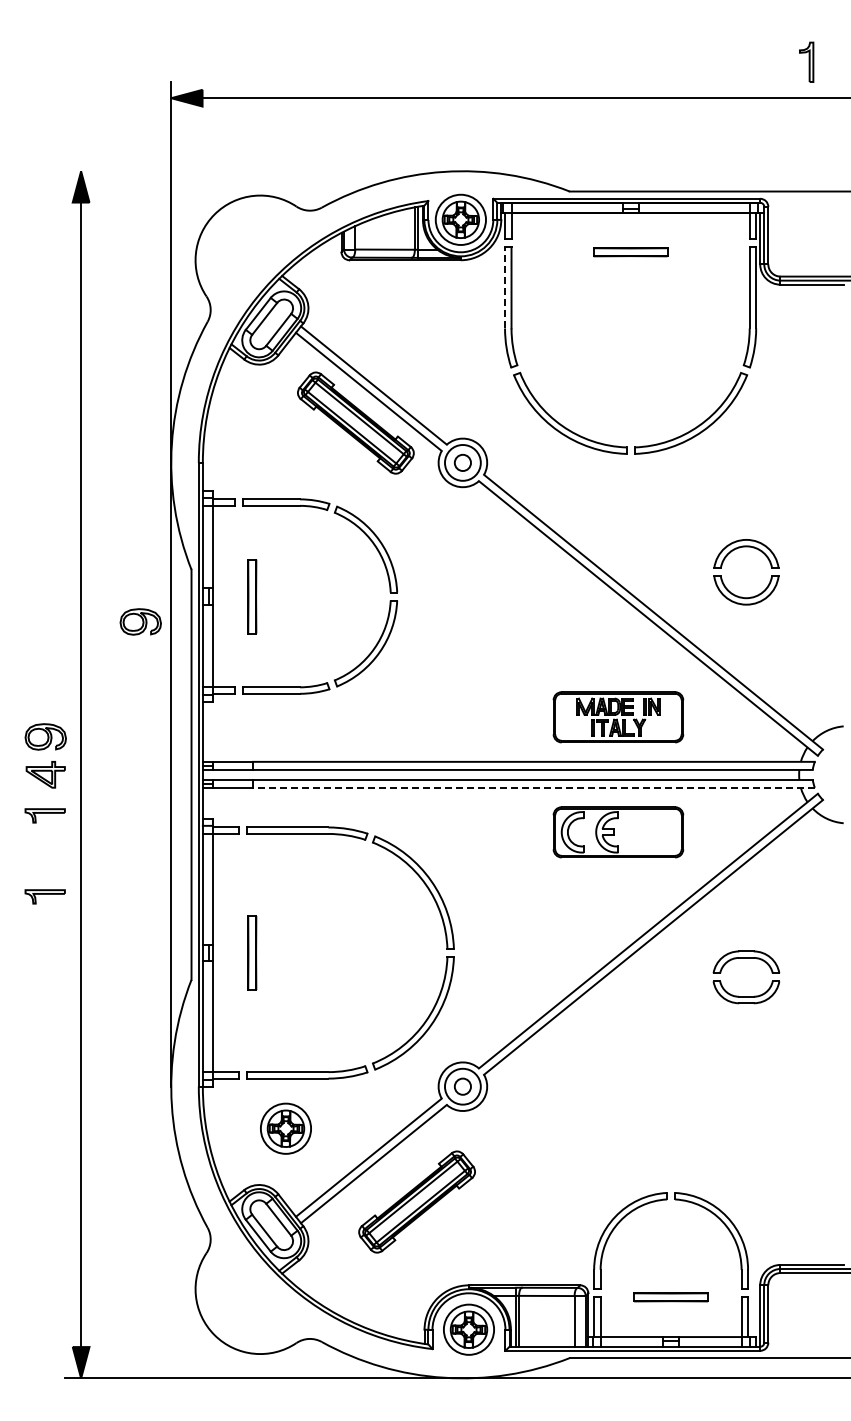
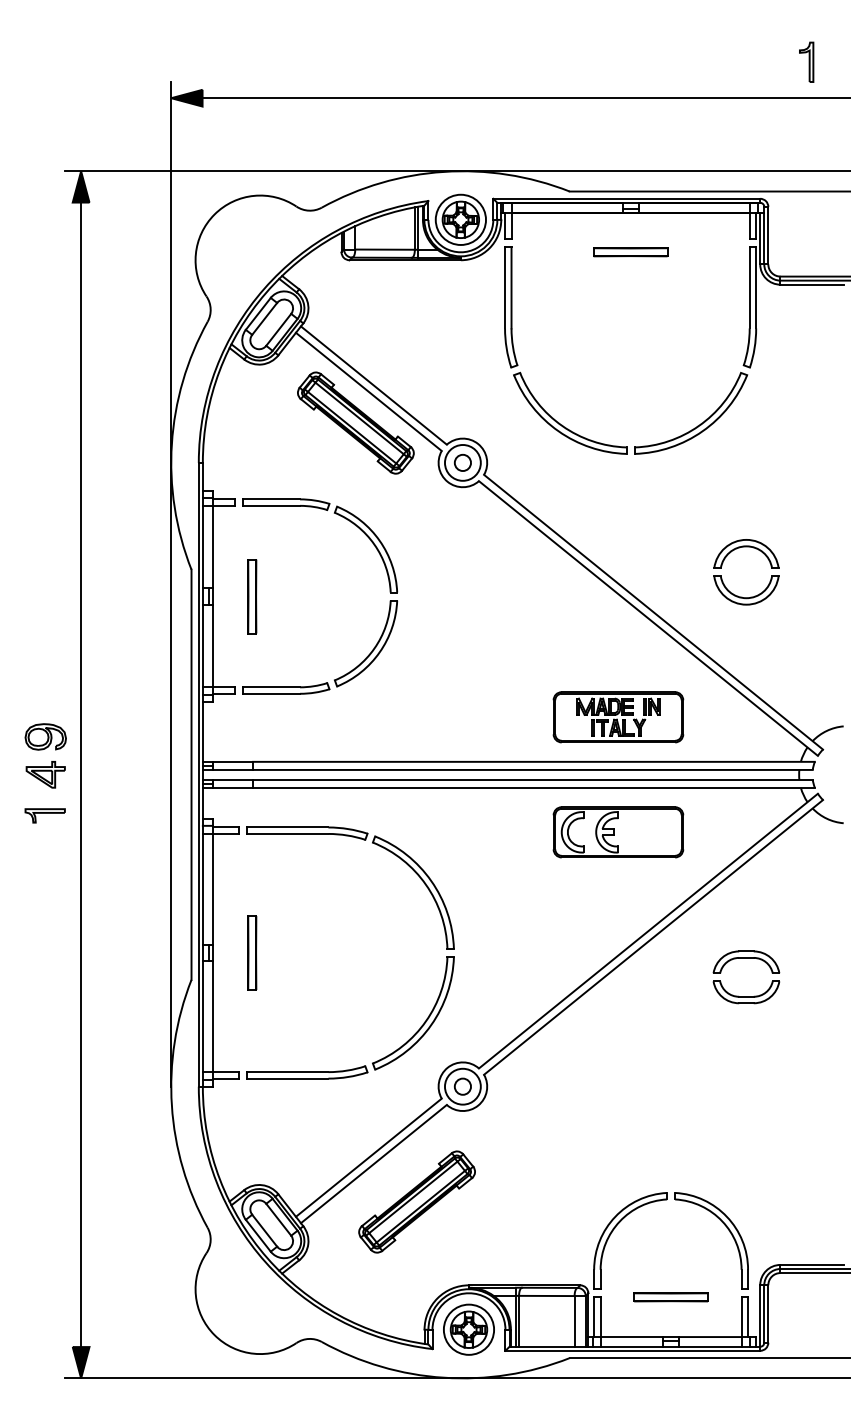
line: none -> present (455, 171)
line: dashed -> solid (505, 287)
part: present -> none (140, 621)
line: dashed -> solid (533, 787)
part: present -> none (44, 896)
part: present -> none (285, 1128)
